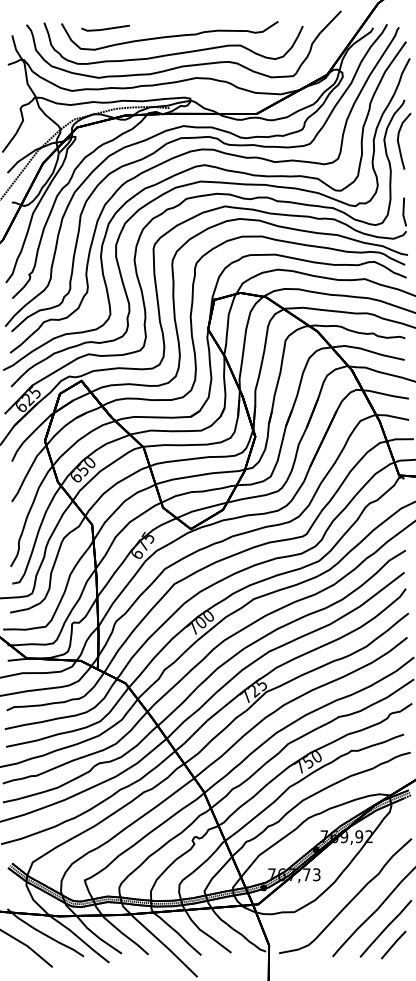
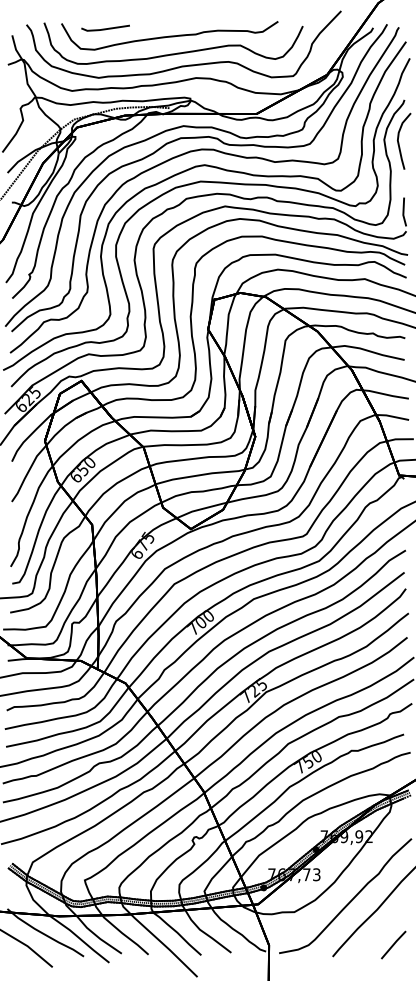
line: present -> none (385, 928)
